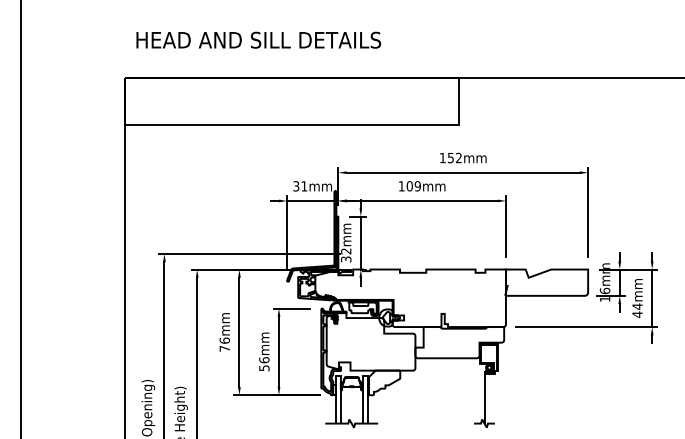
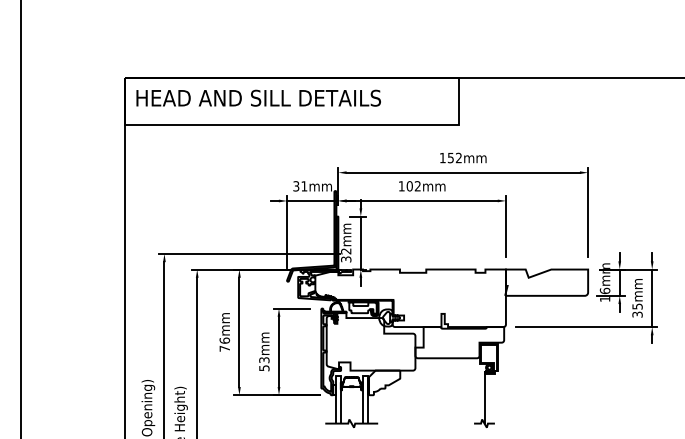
text position: (258, 39) -> (258, 97) (258, 97)
text: 109mm -> 102mm (417, 186)
text: 44mm -> 35mm (637, 310)
text: 56mm -> 53mm (264, 360)
